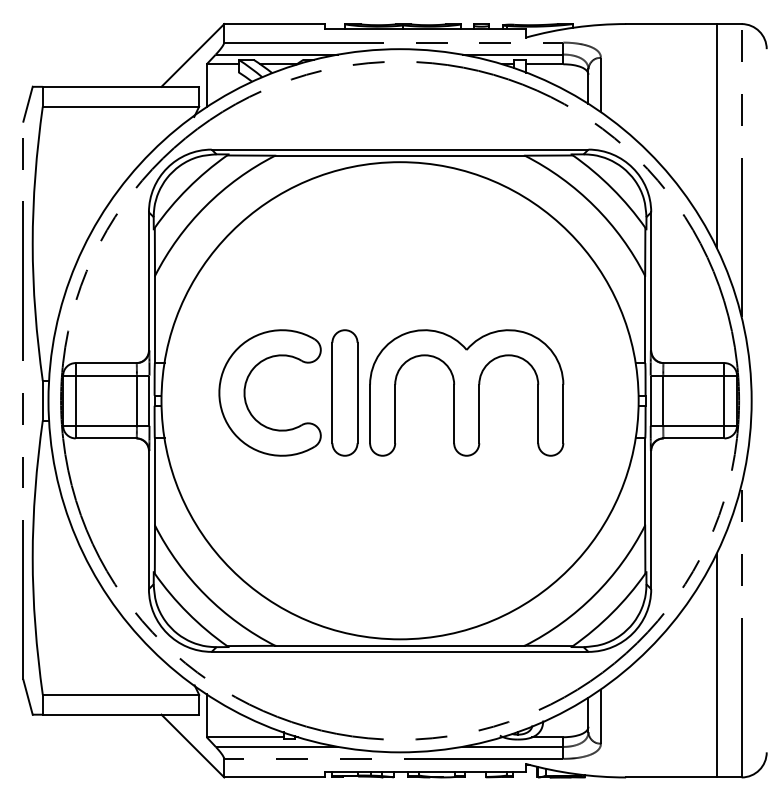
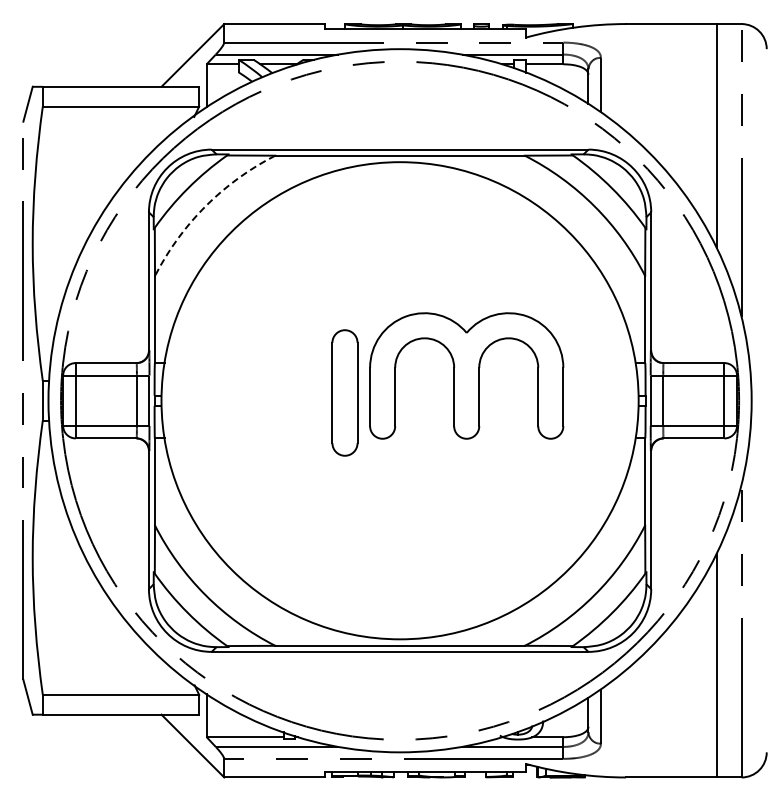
arc: solid -> dashed (205, 206)
part: present -> none (245, 392)
part position: (466, 392) -> (466, 375) (466, 375)
